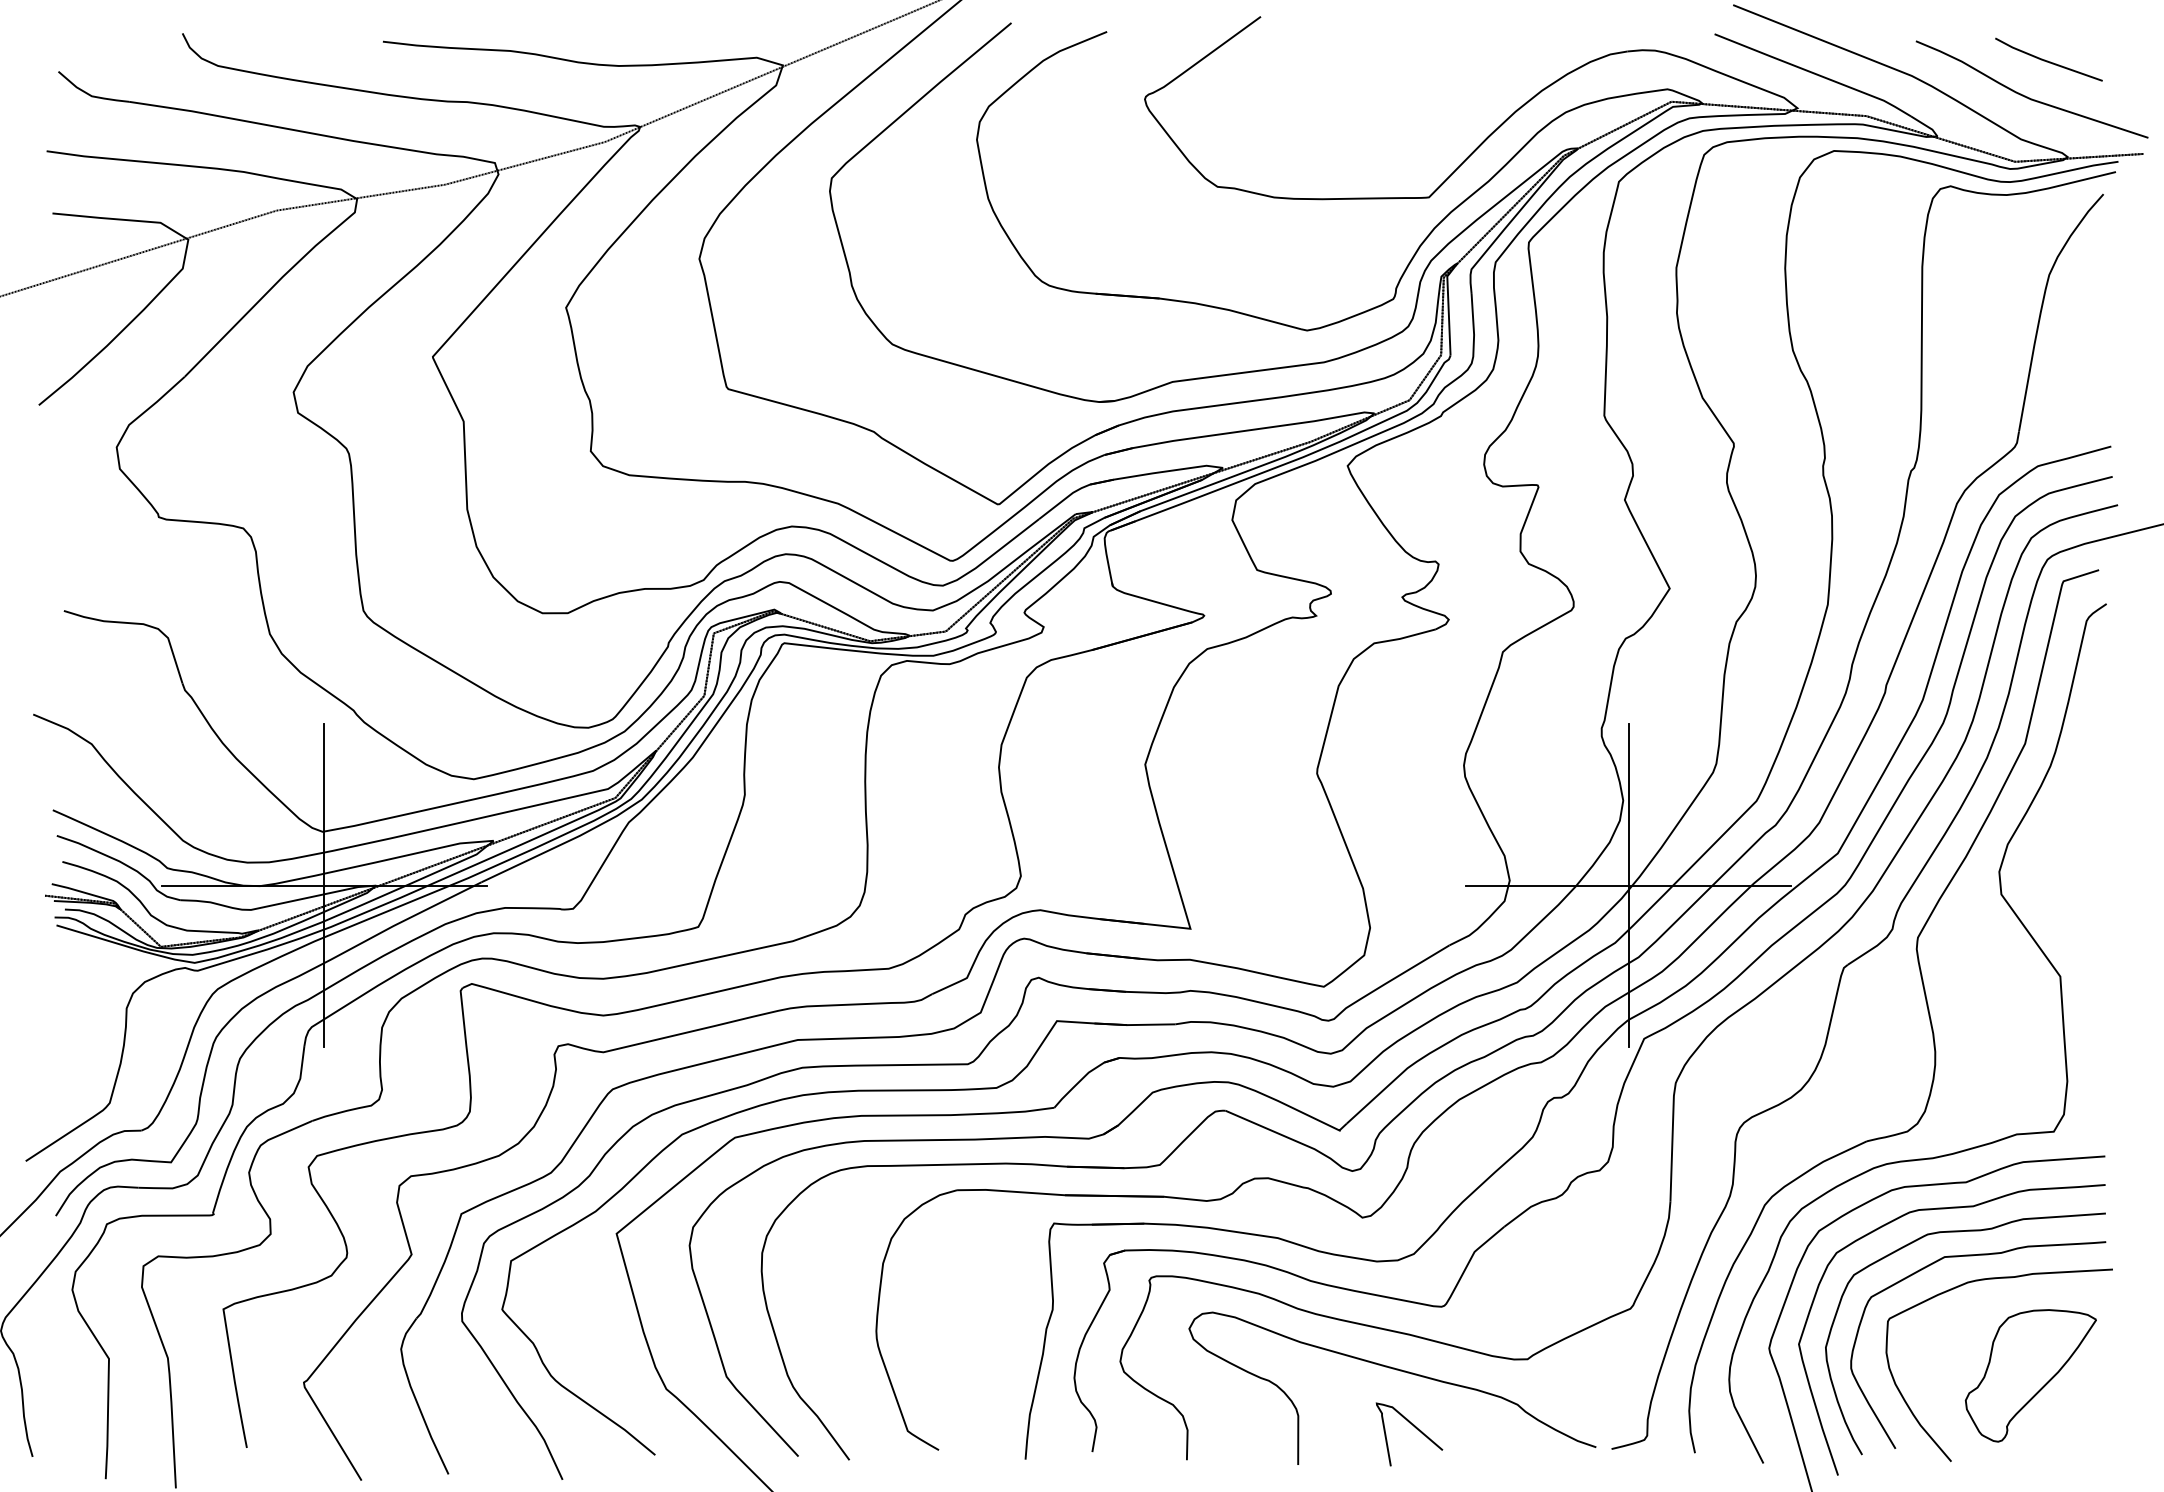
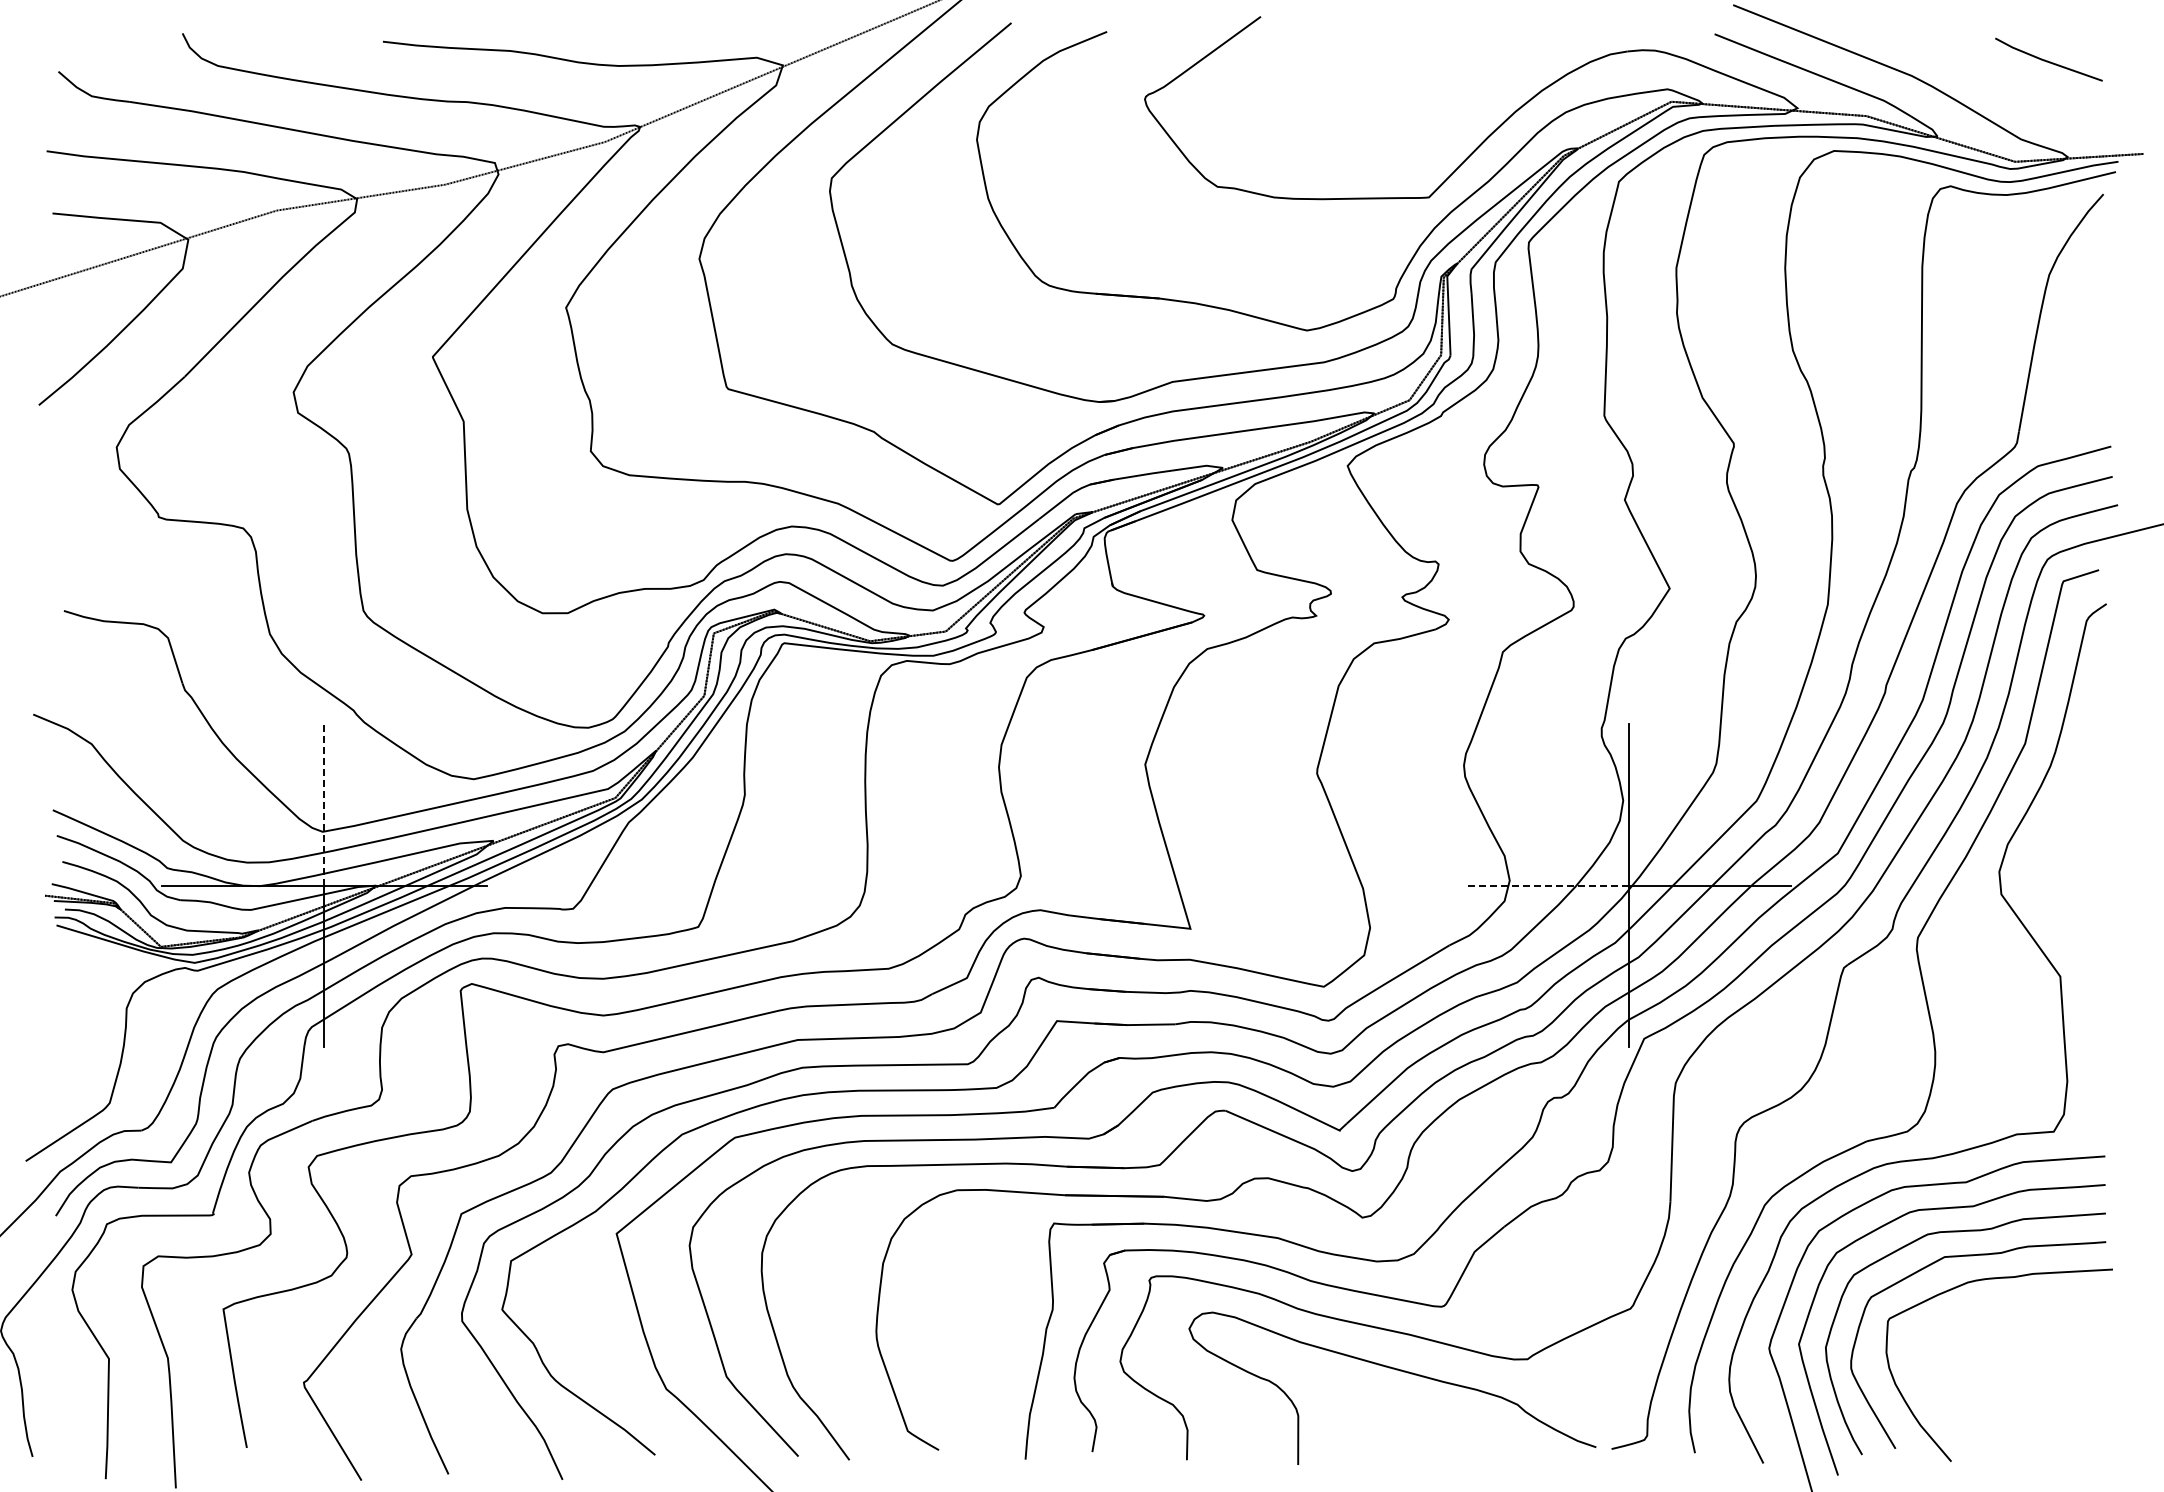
curve: present -> none (2027, 96)
line: solid -> dashed (324, 804)
line: solid -> dashed (1547, 885)
part: present -> none (2030, 1375)
curve: present -> none (1415, 1428)
